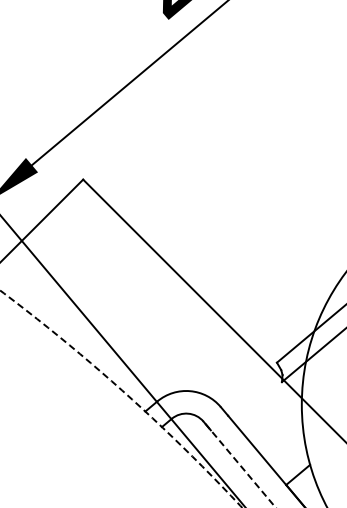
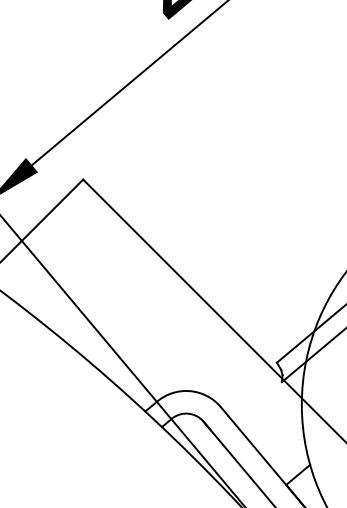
arc: dashed -> solid (125, 393)
line: dashed -> solid (239, 464)
